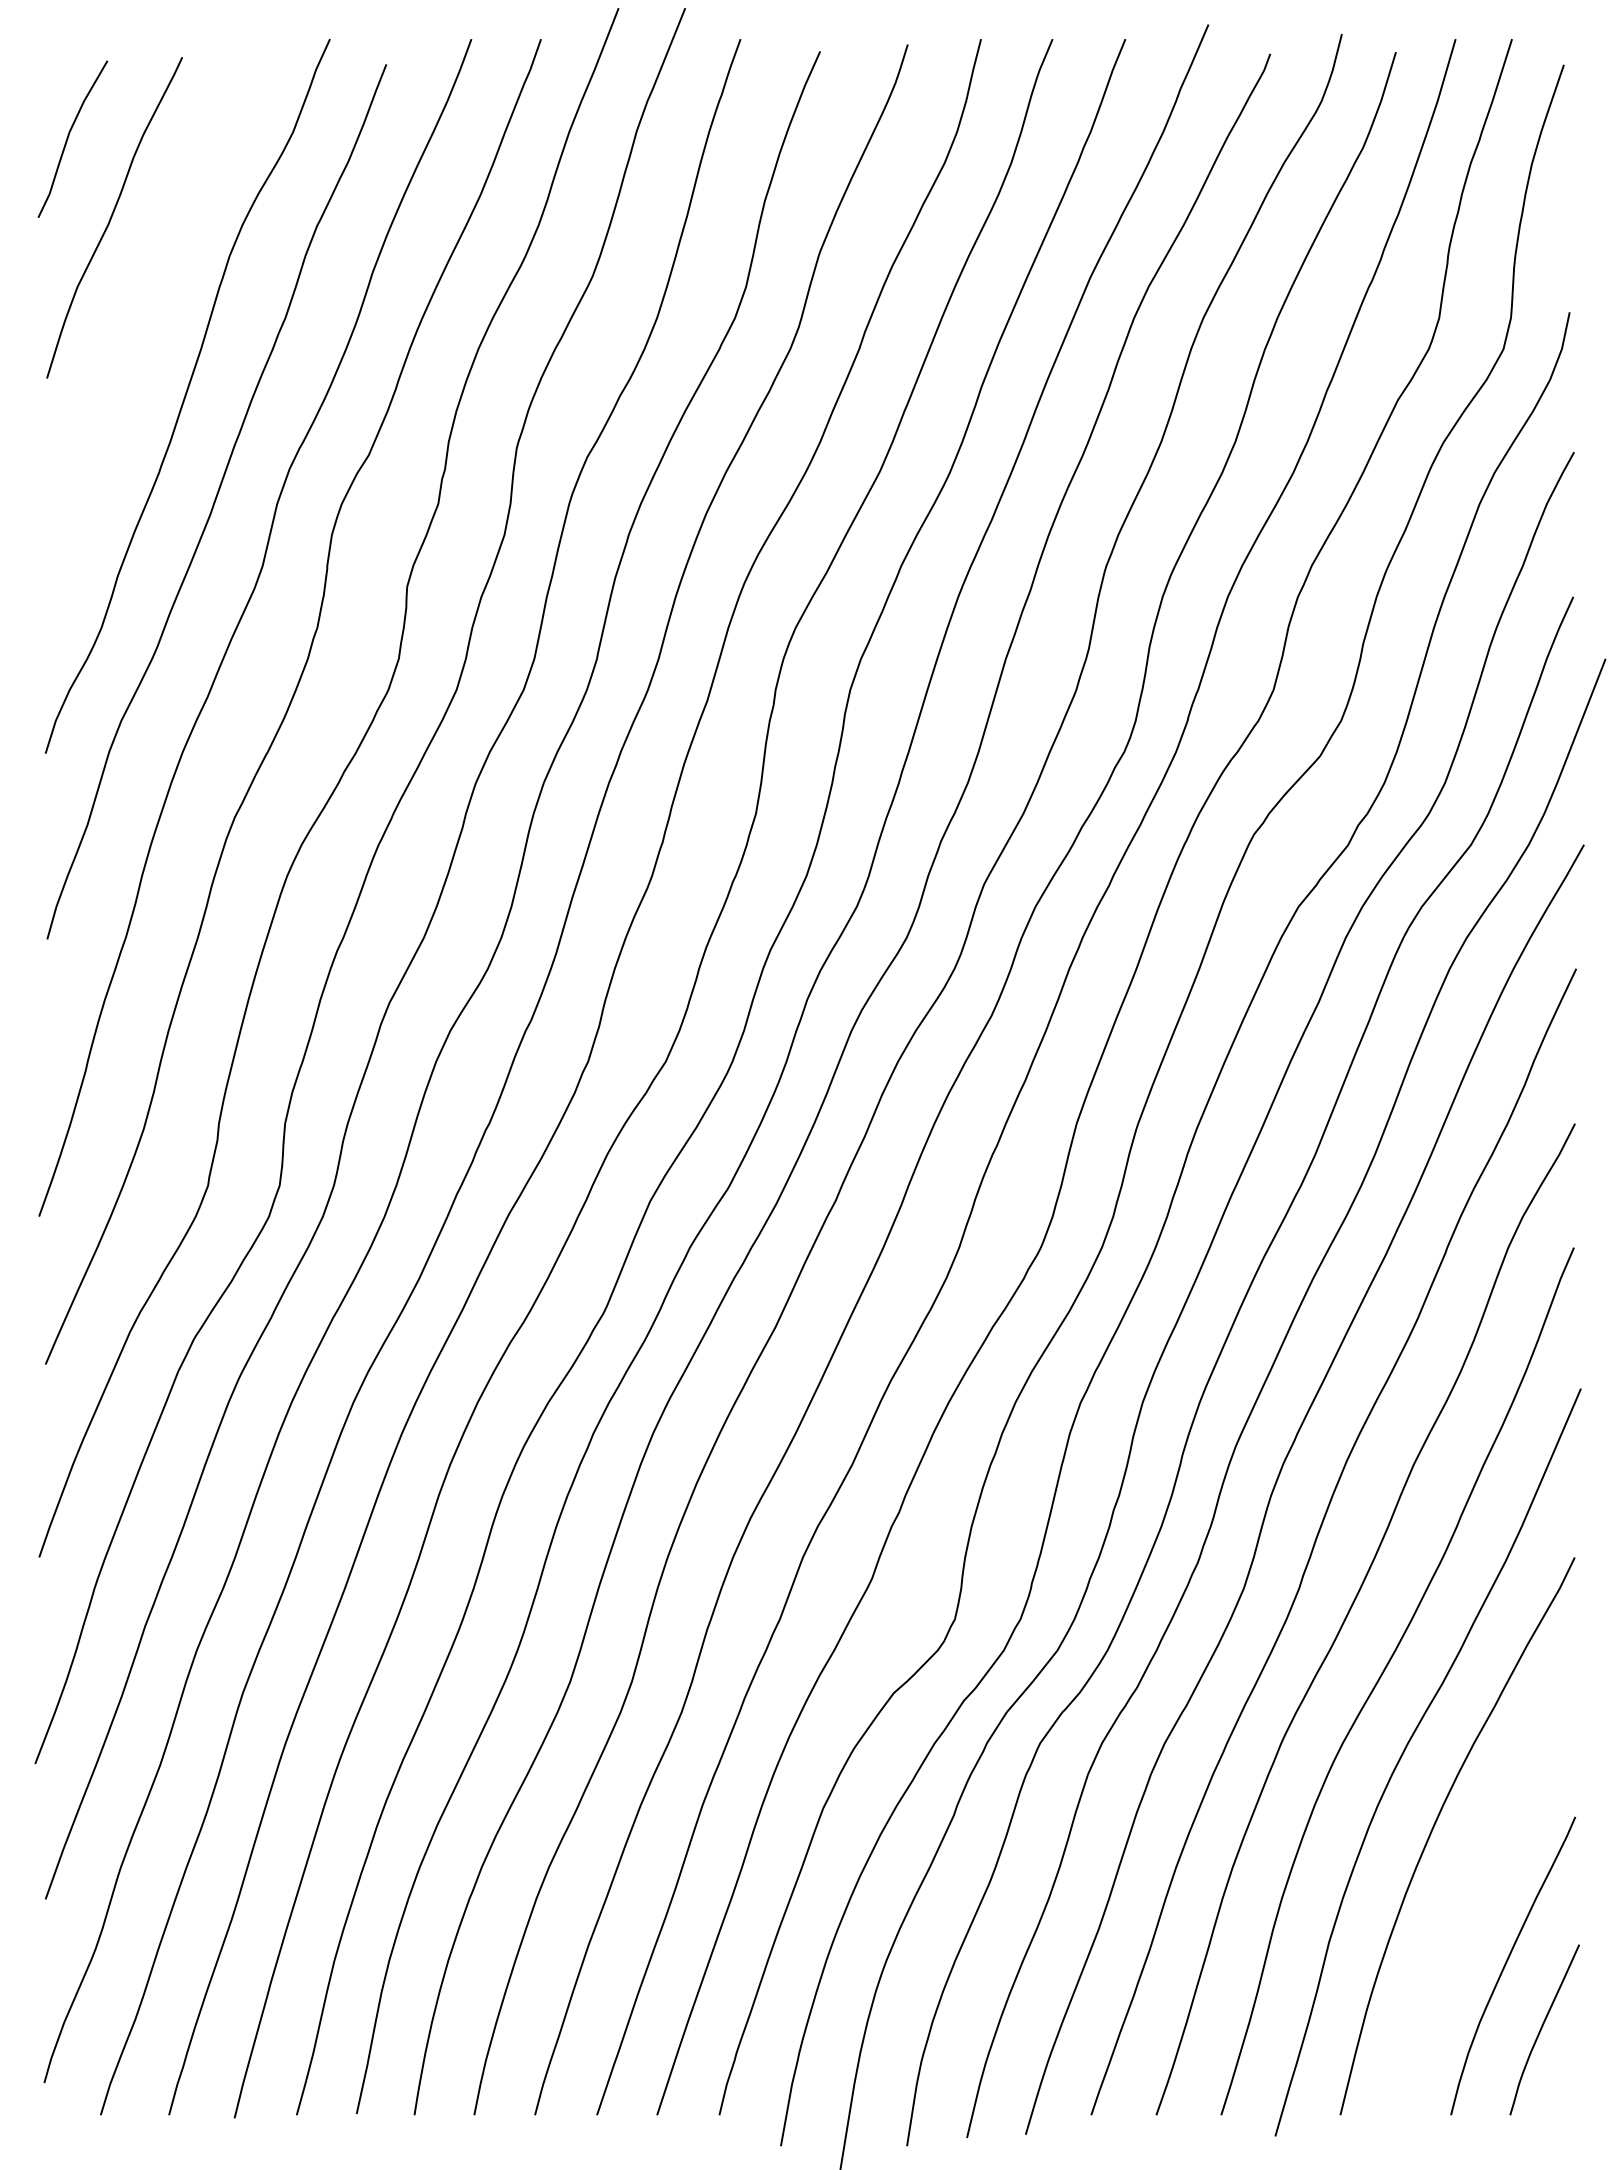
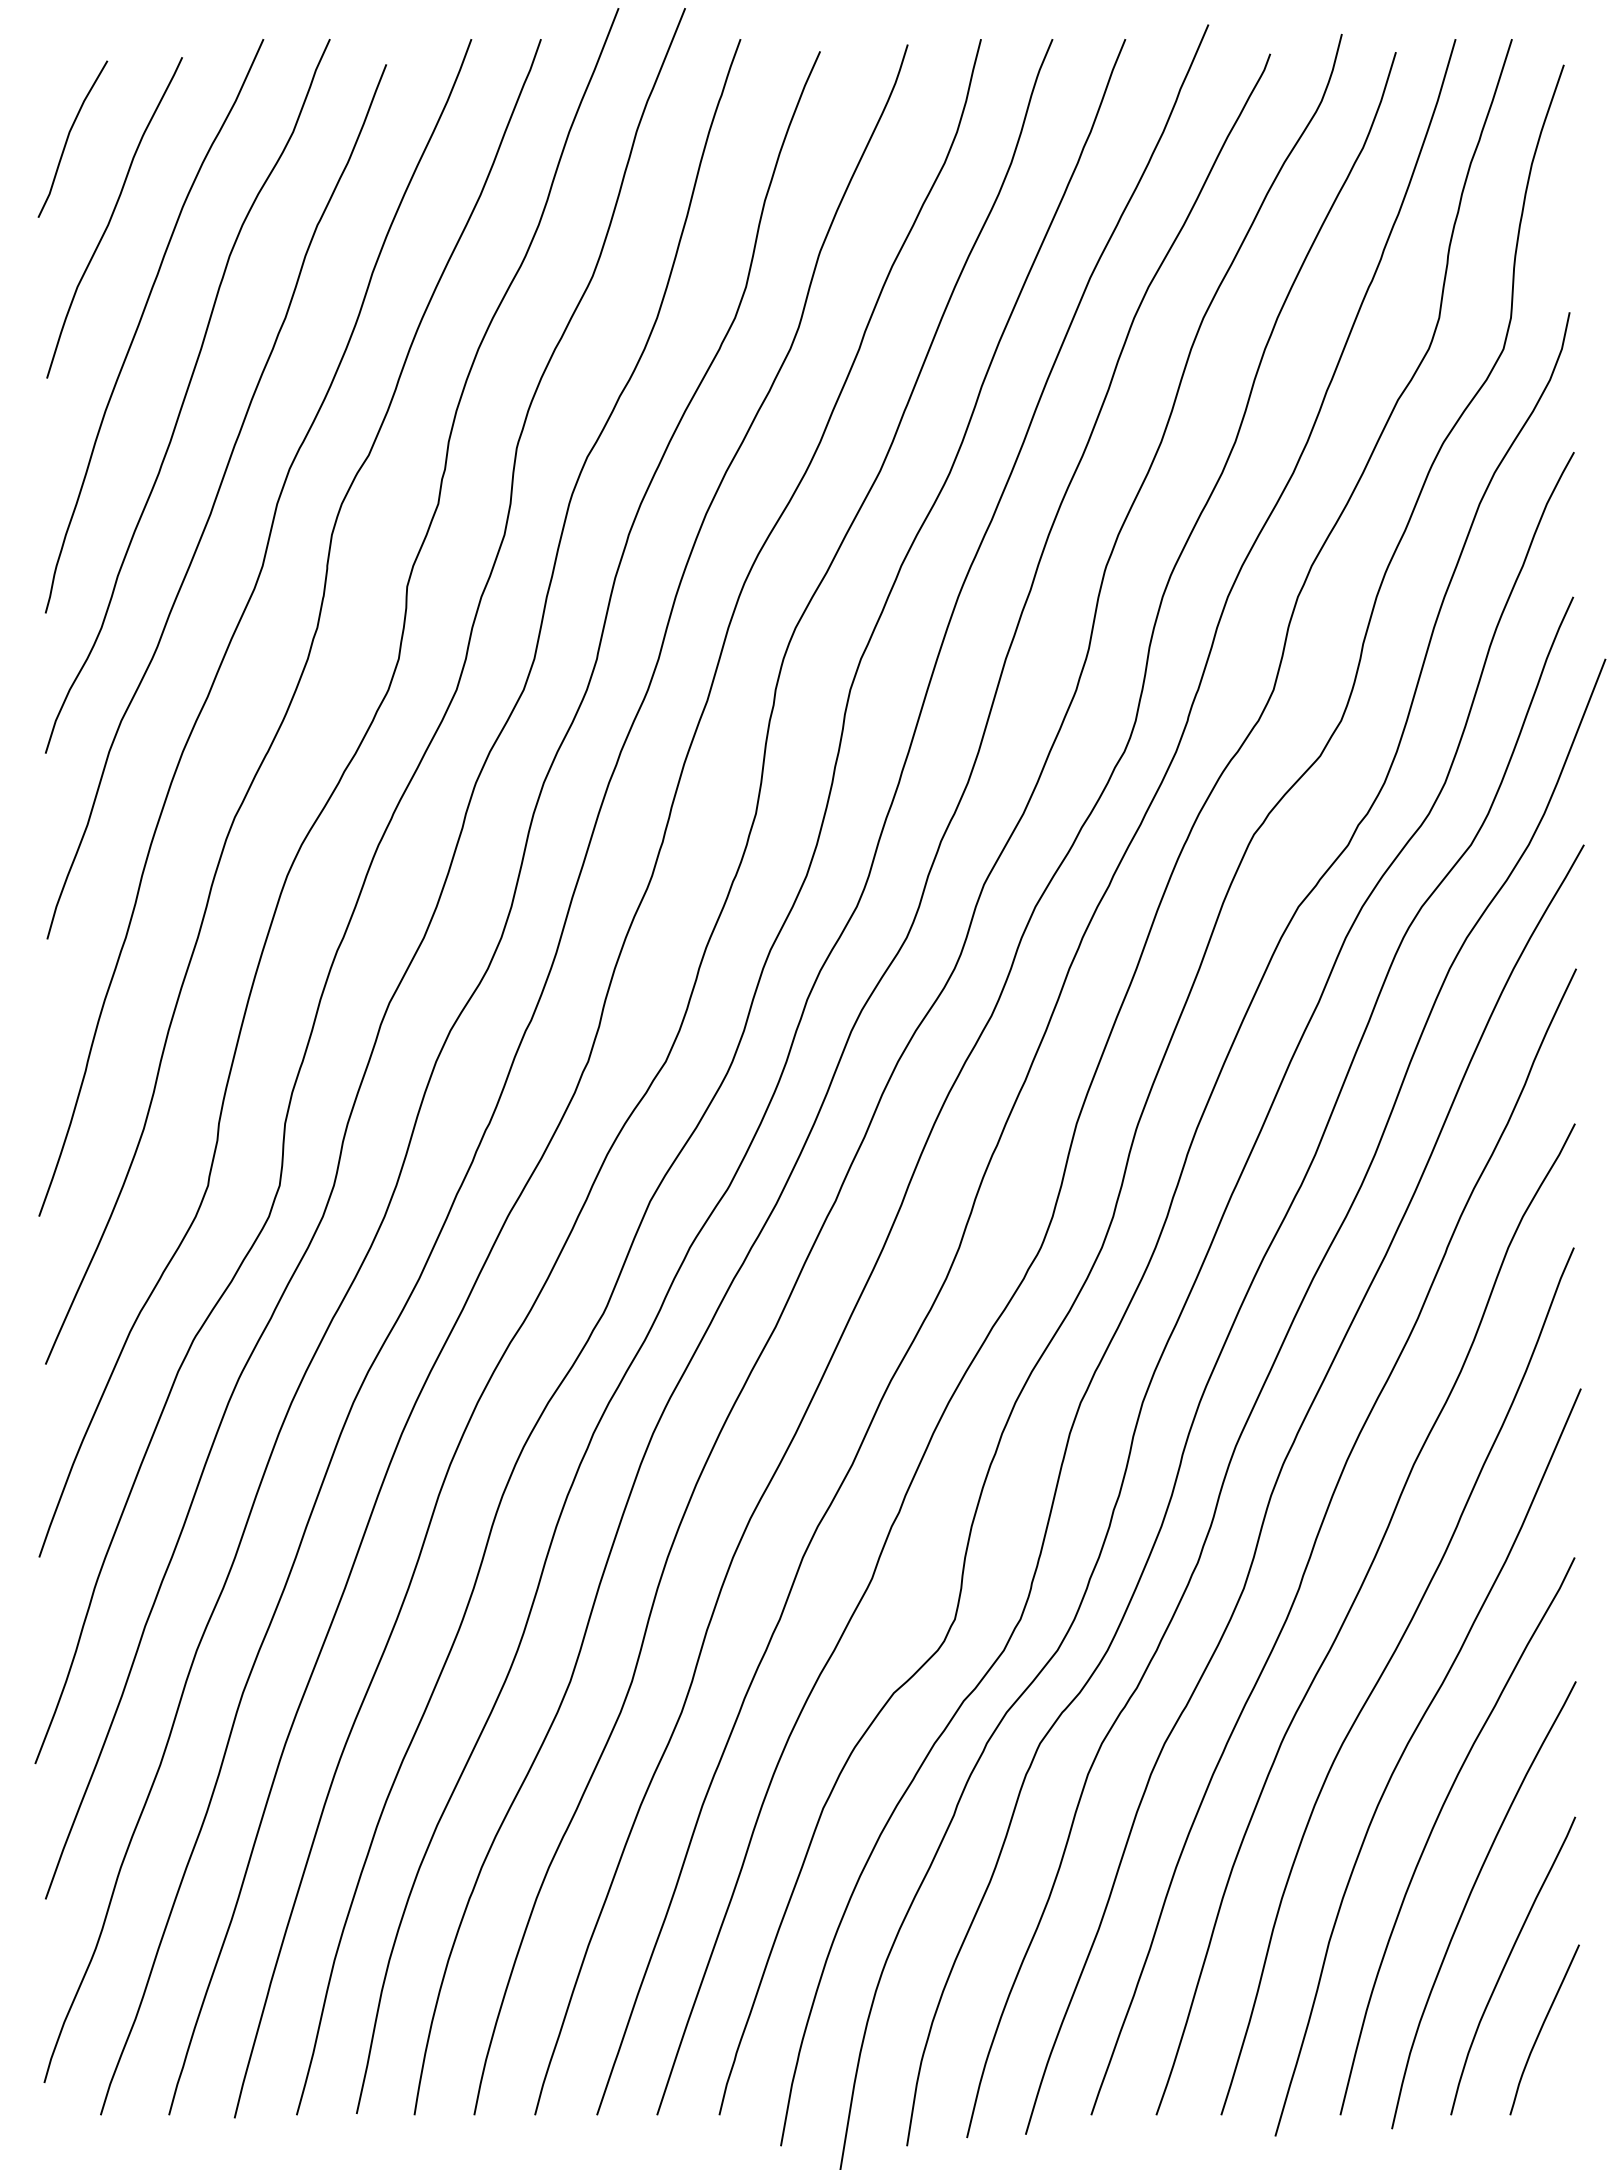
curve: none -> present (141, 320)
curve: none -> present (1468, 1901)
